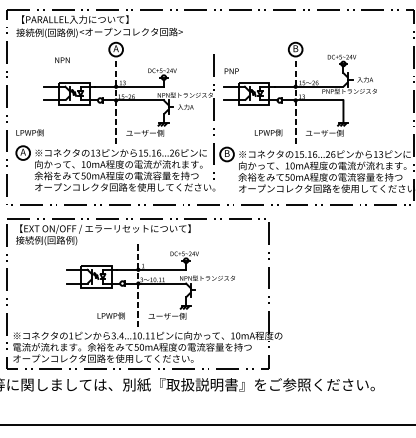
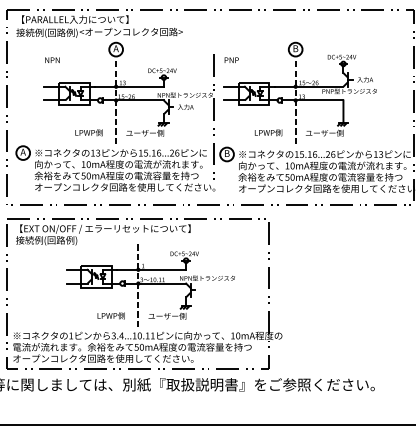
text position: (62, 59) -> (52, 59) (52, 59)
text position: (231, 70) -> (231, 59) (231, 59)
text position: (29, 132) -> (88, 132) (88, 132)
